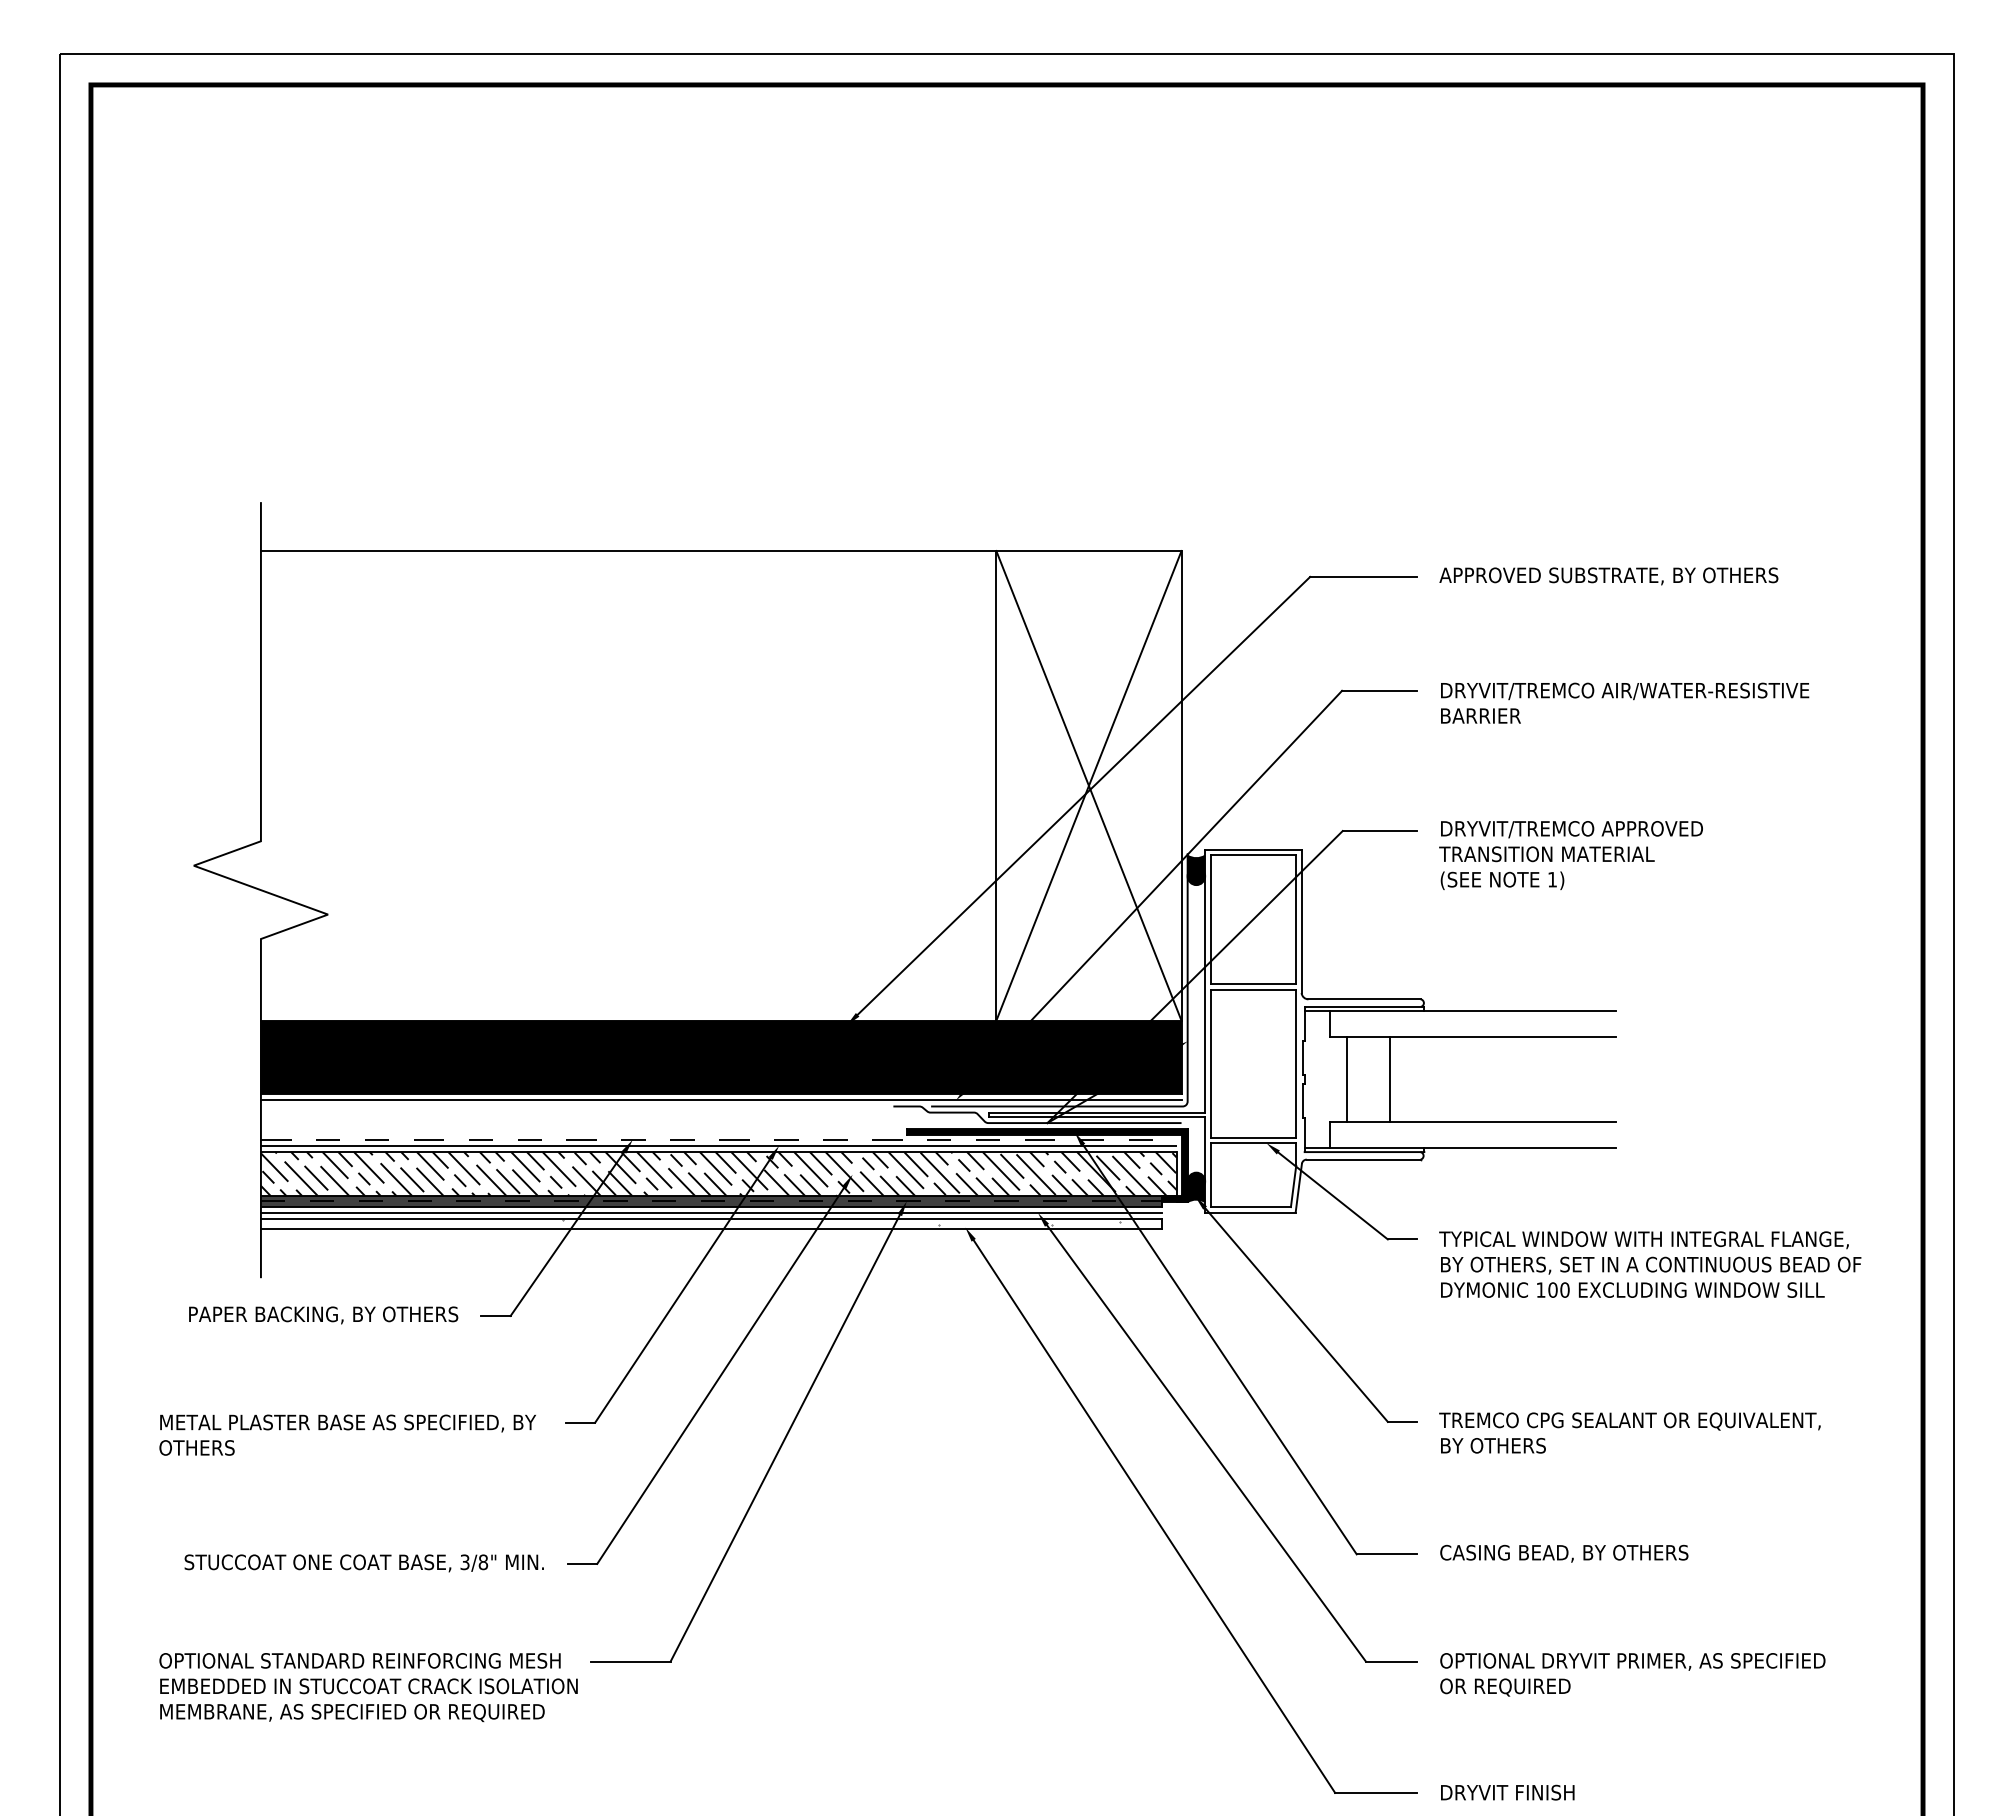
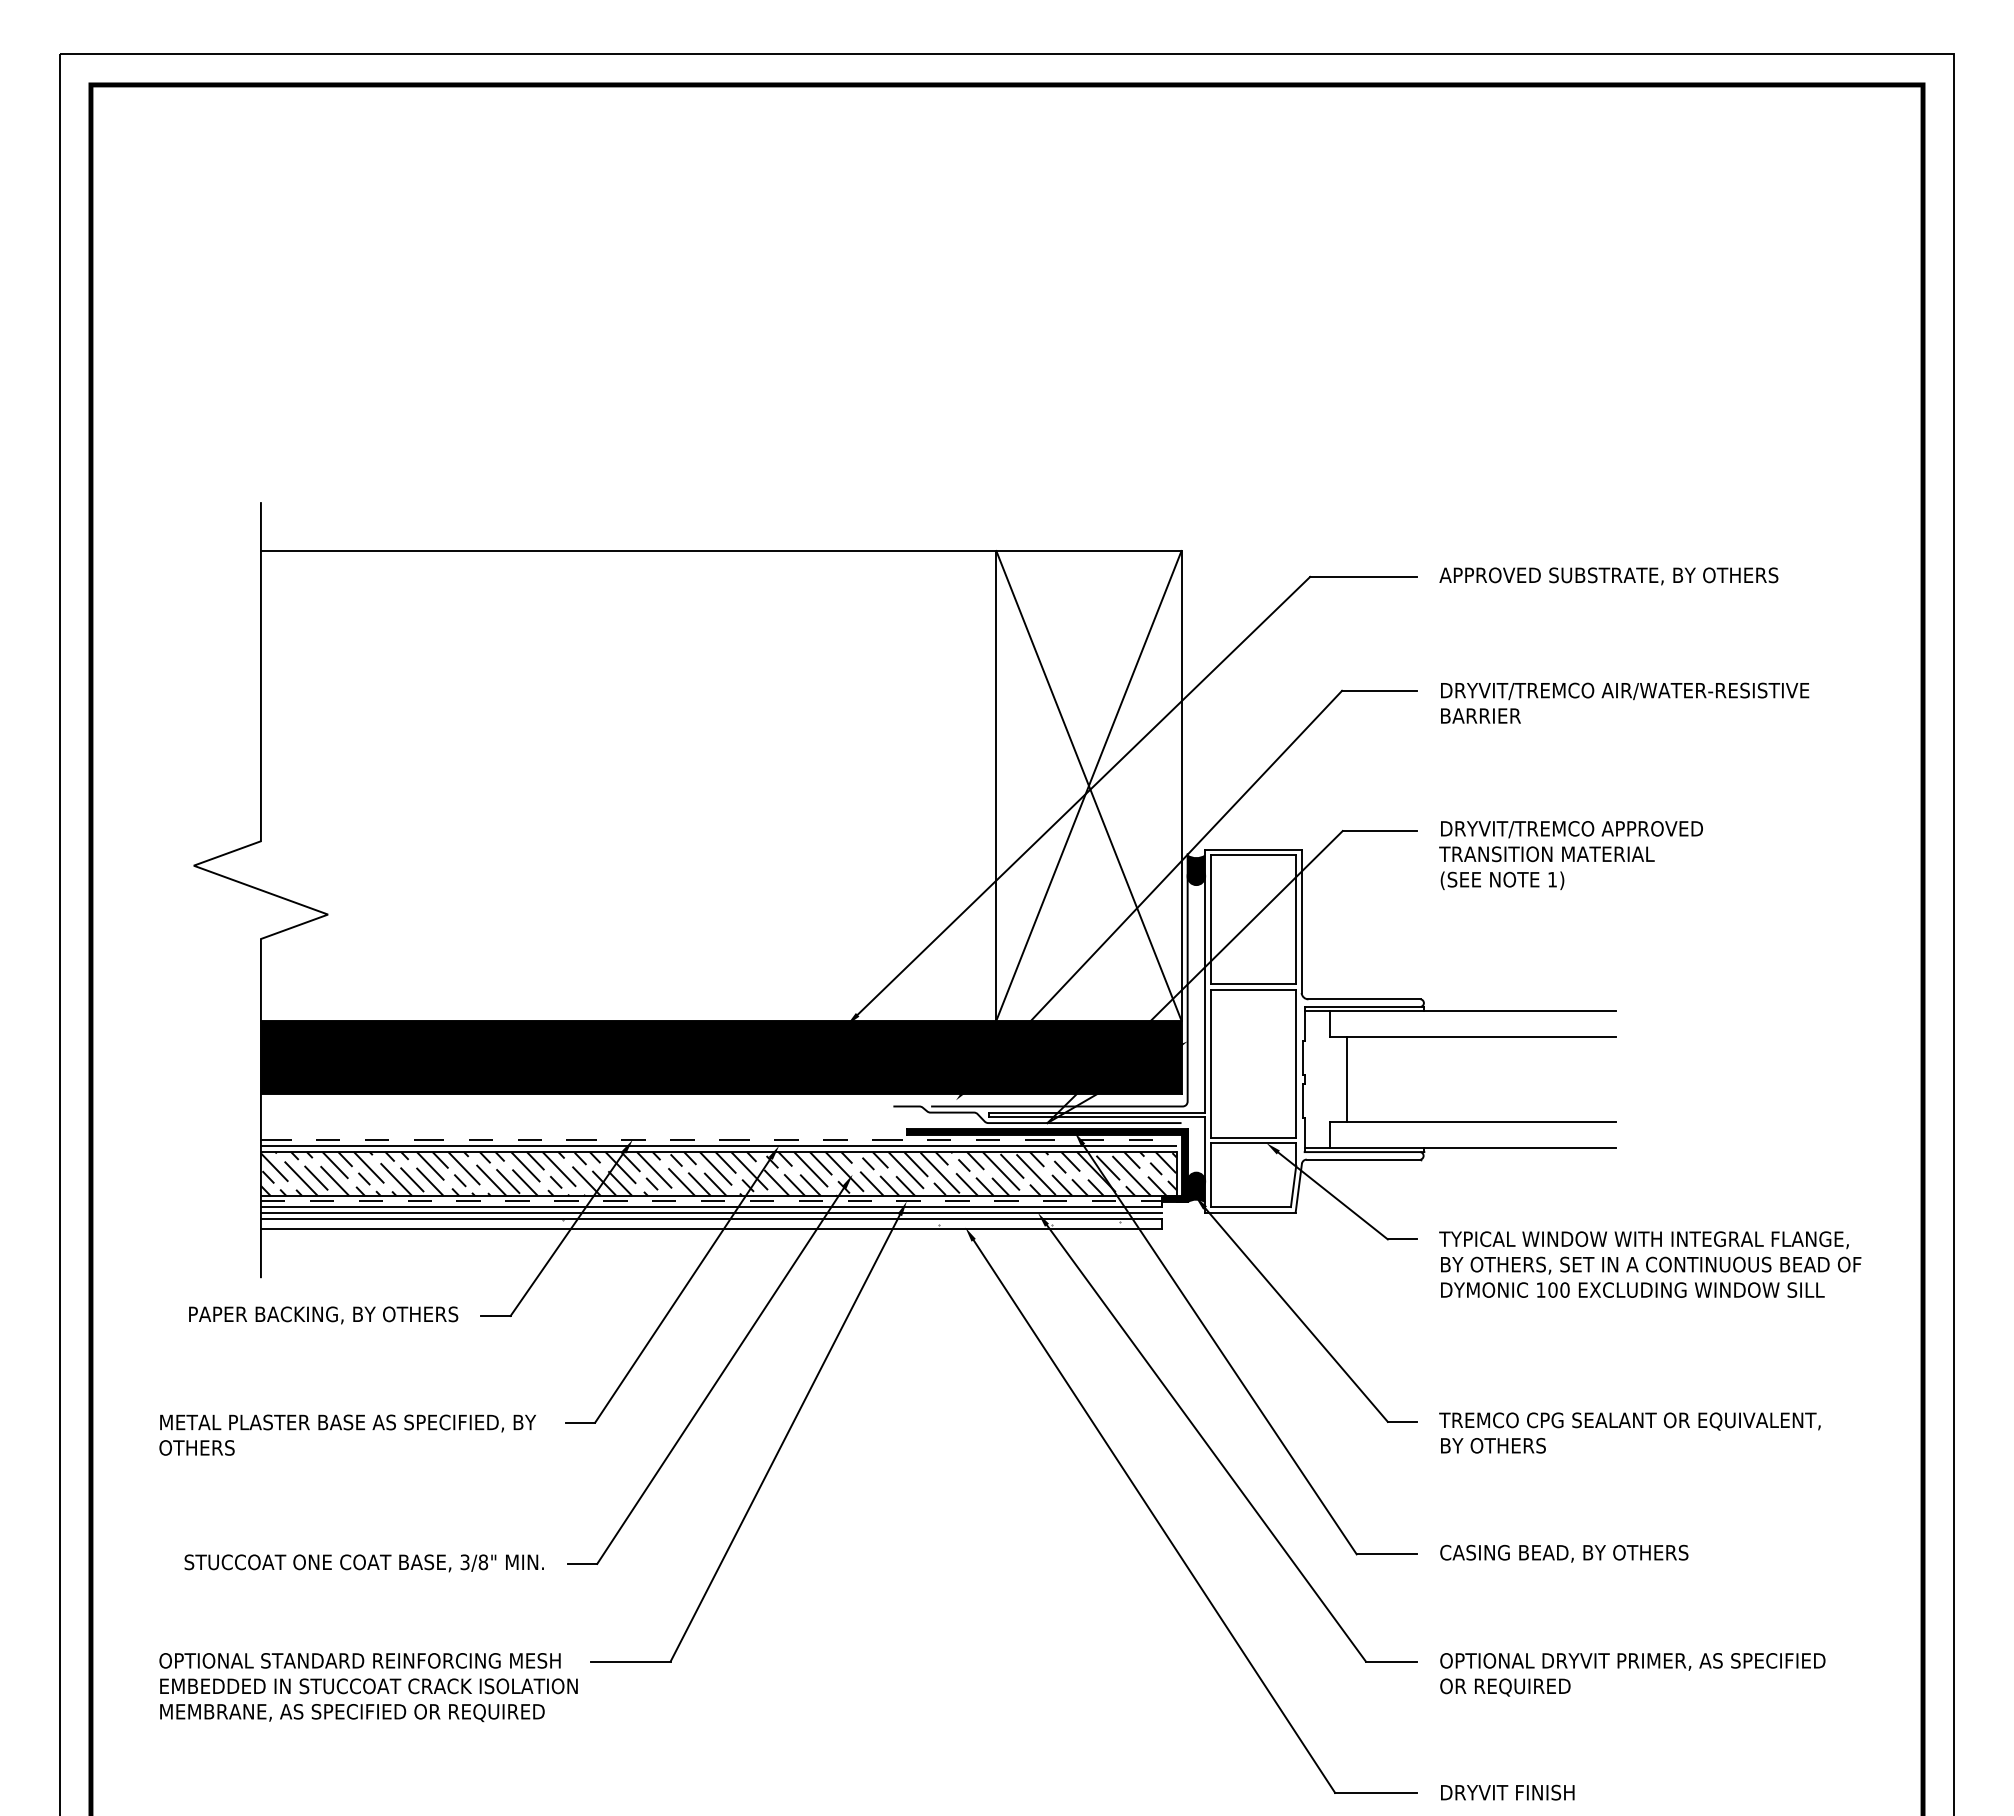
line: present -> none (1390, 1079)
line: present -> none (720, 1100)
fill: present -> none (711, 1201)
